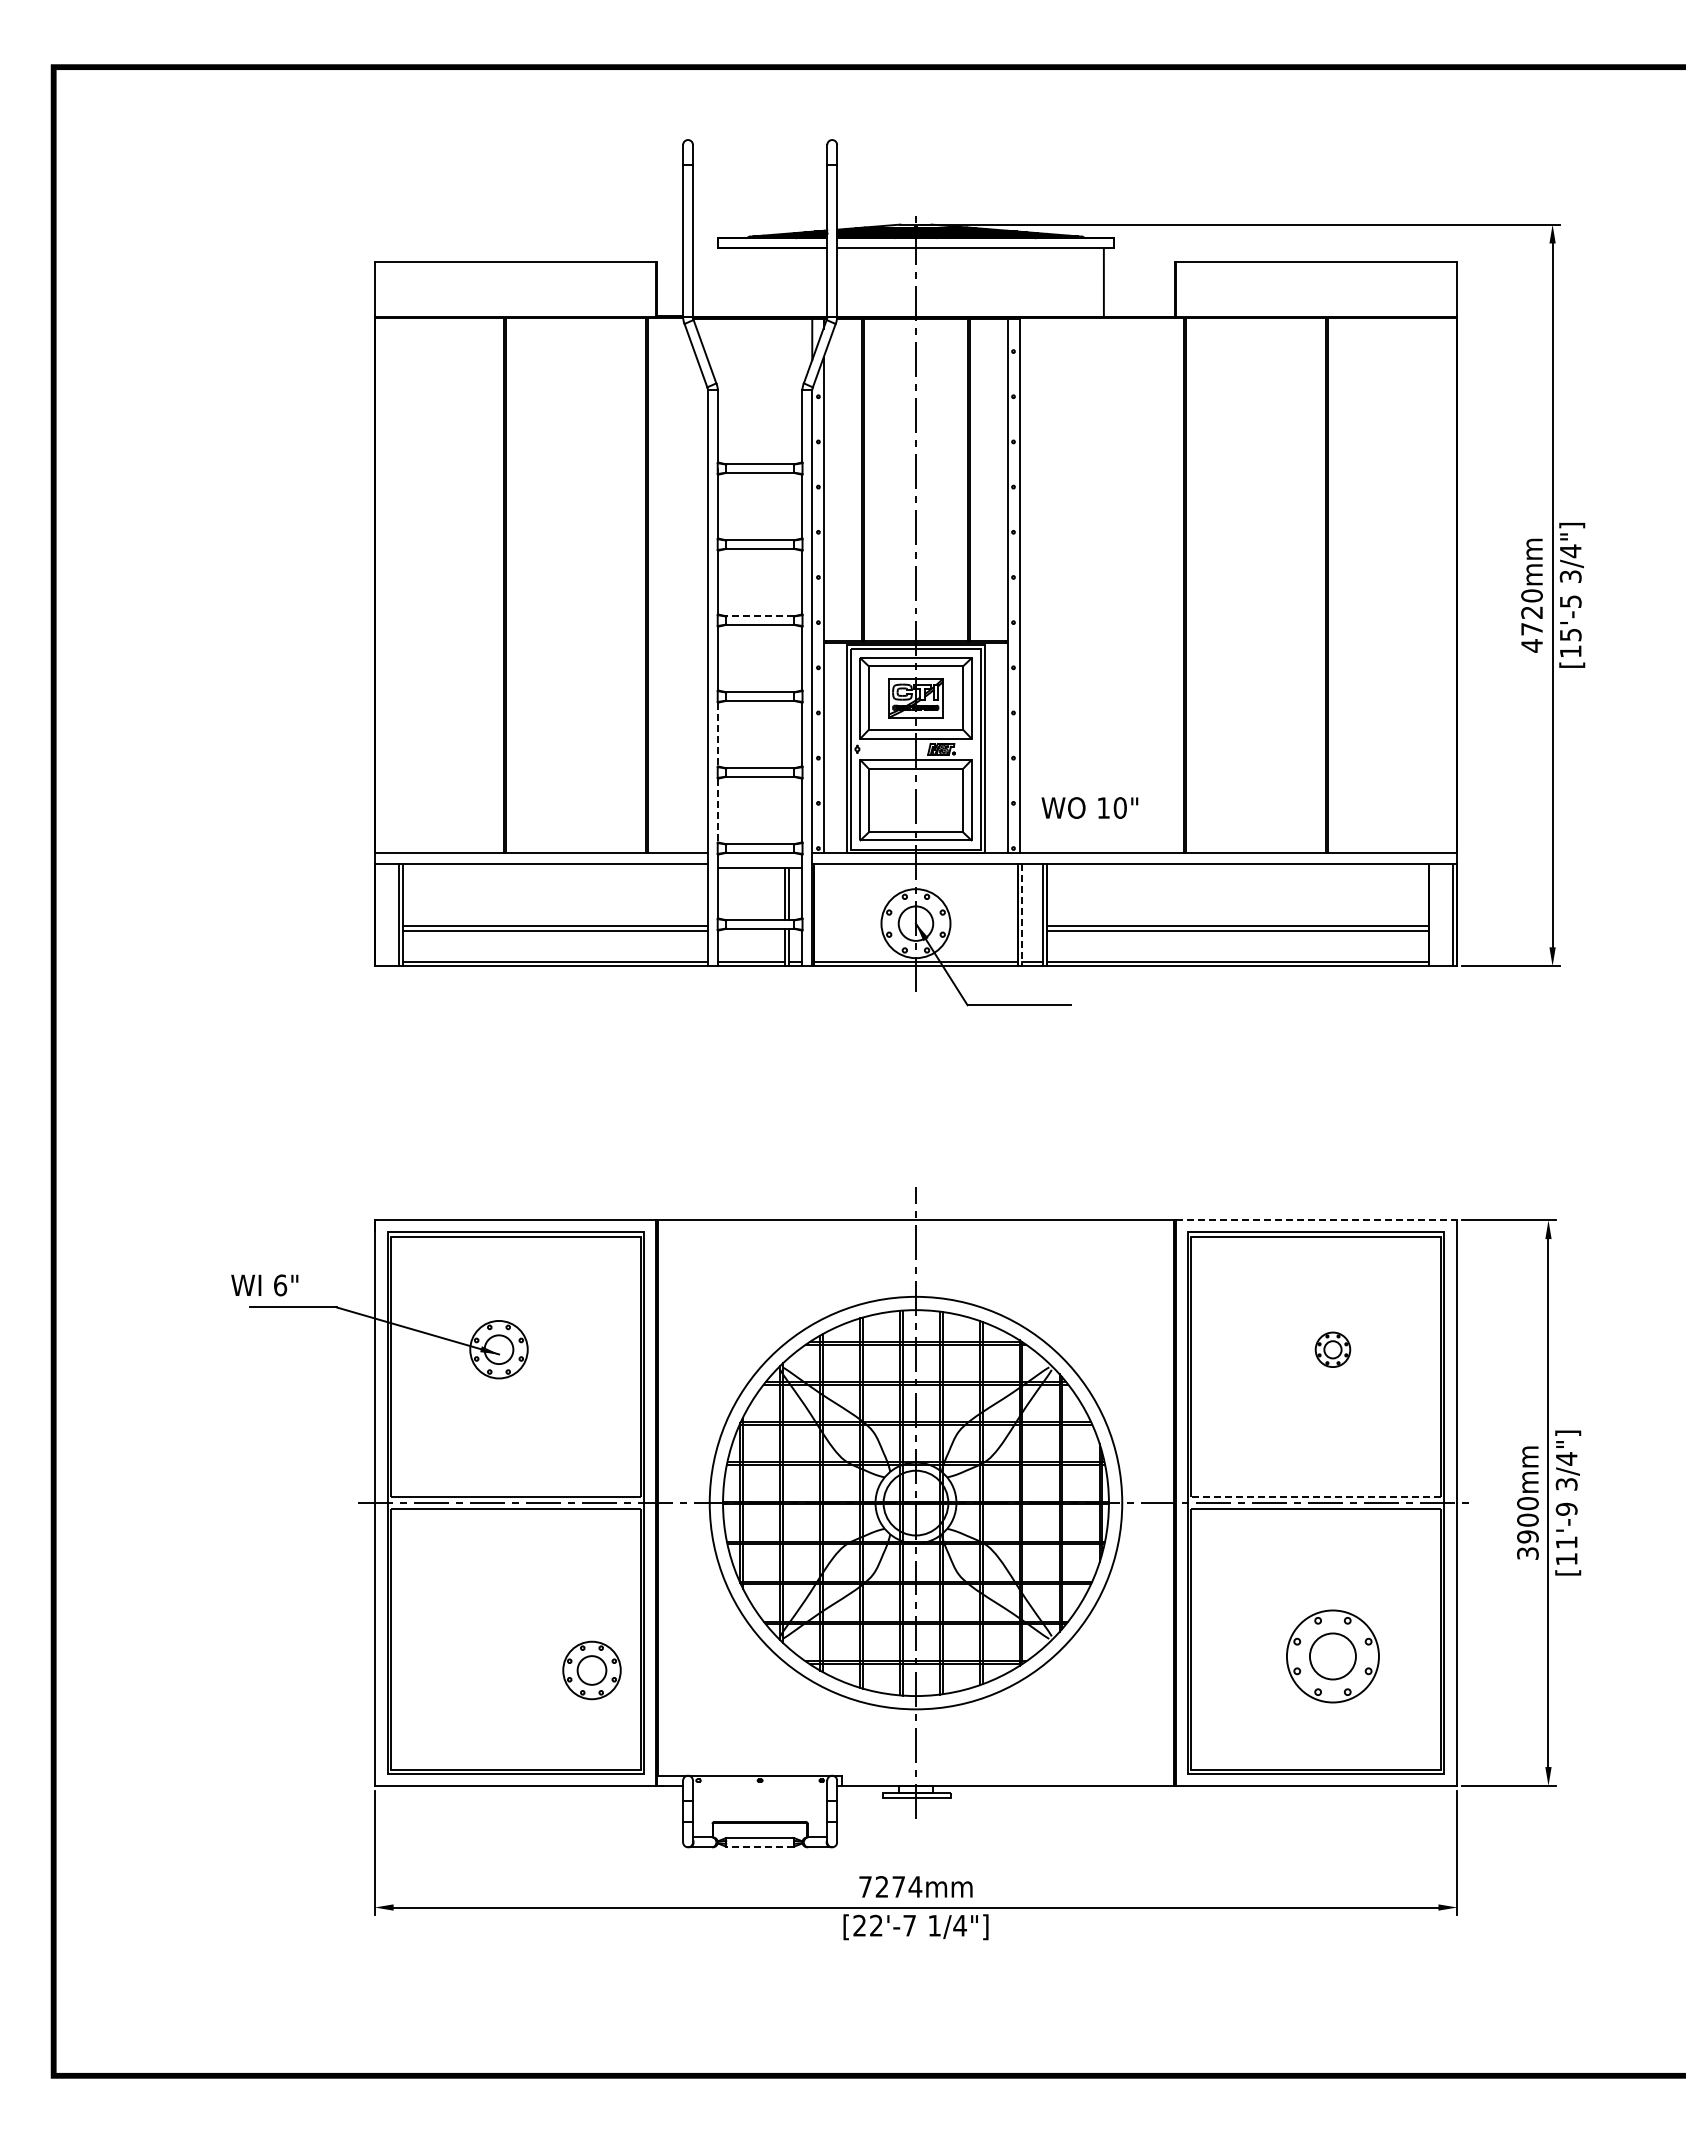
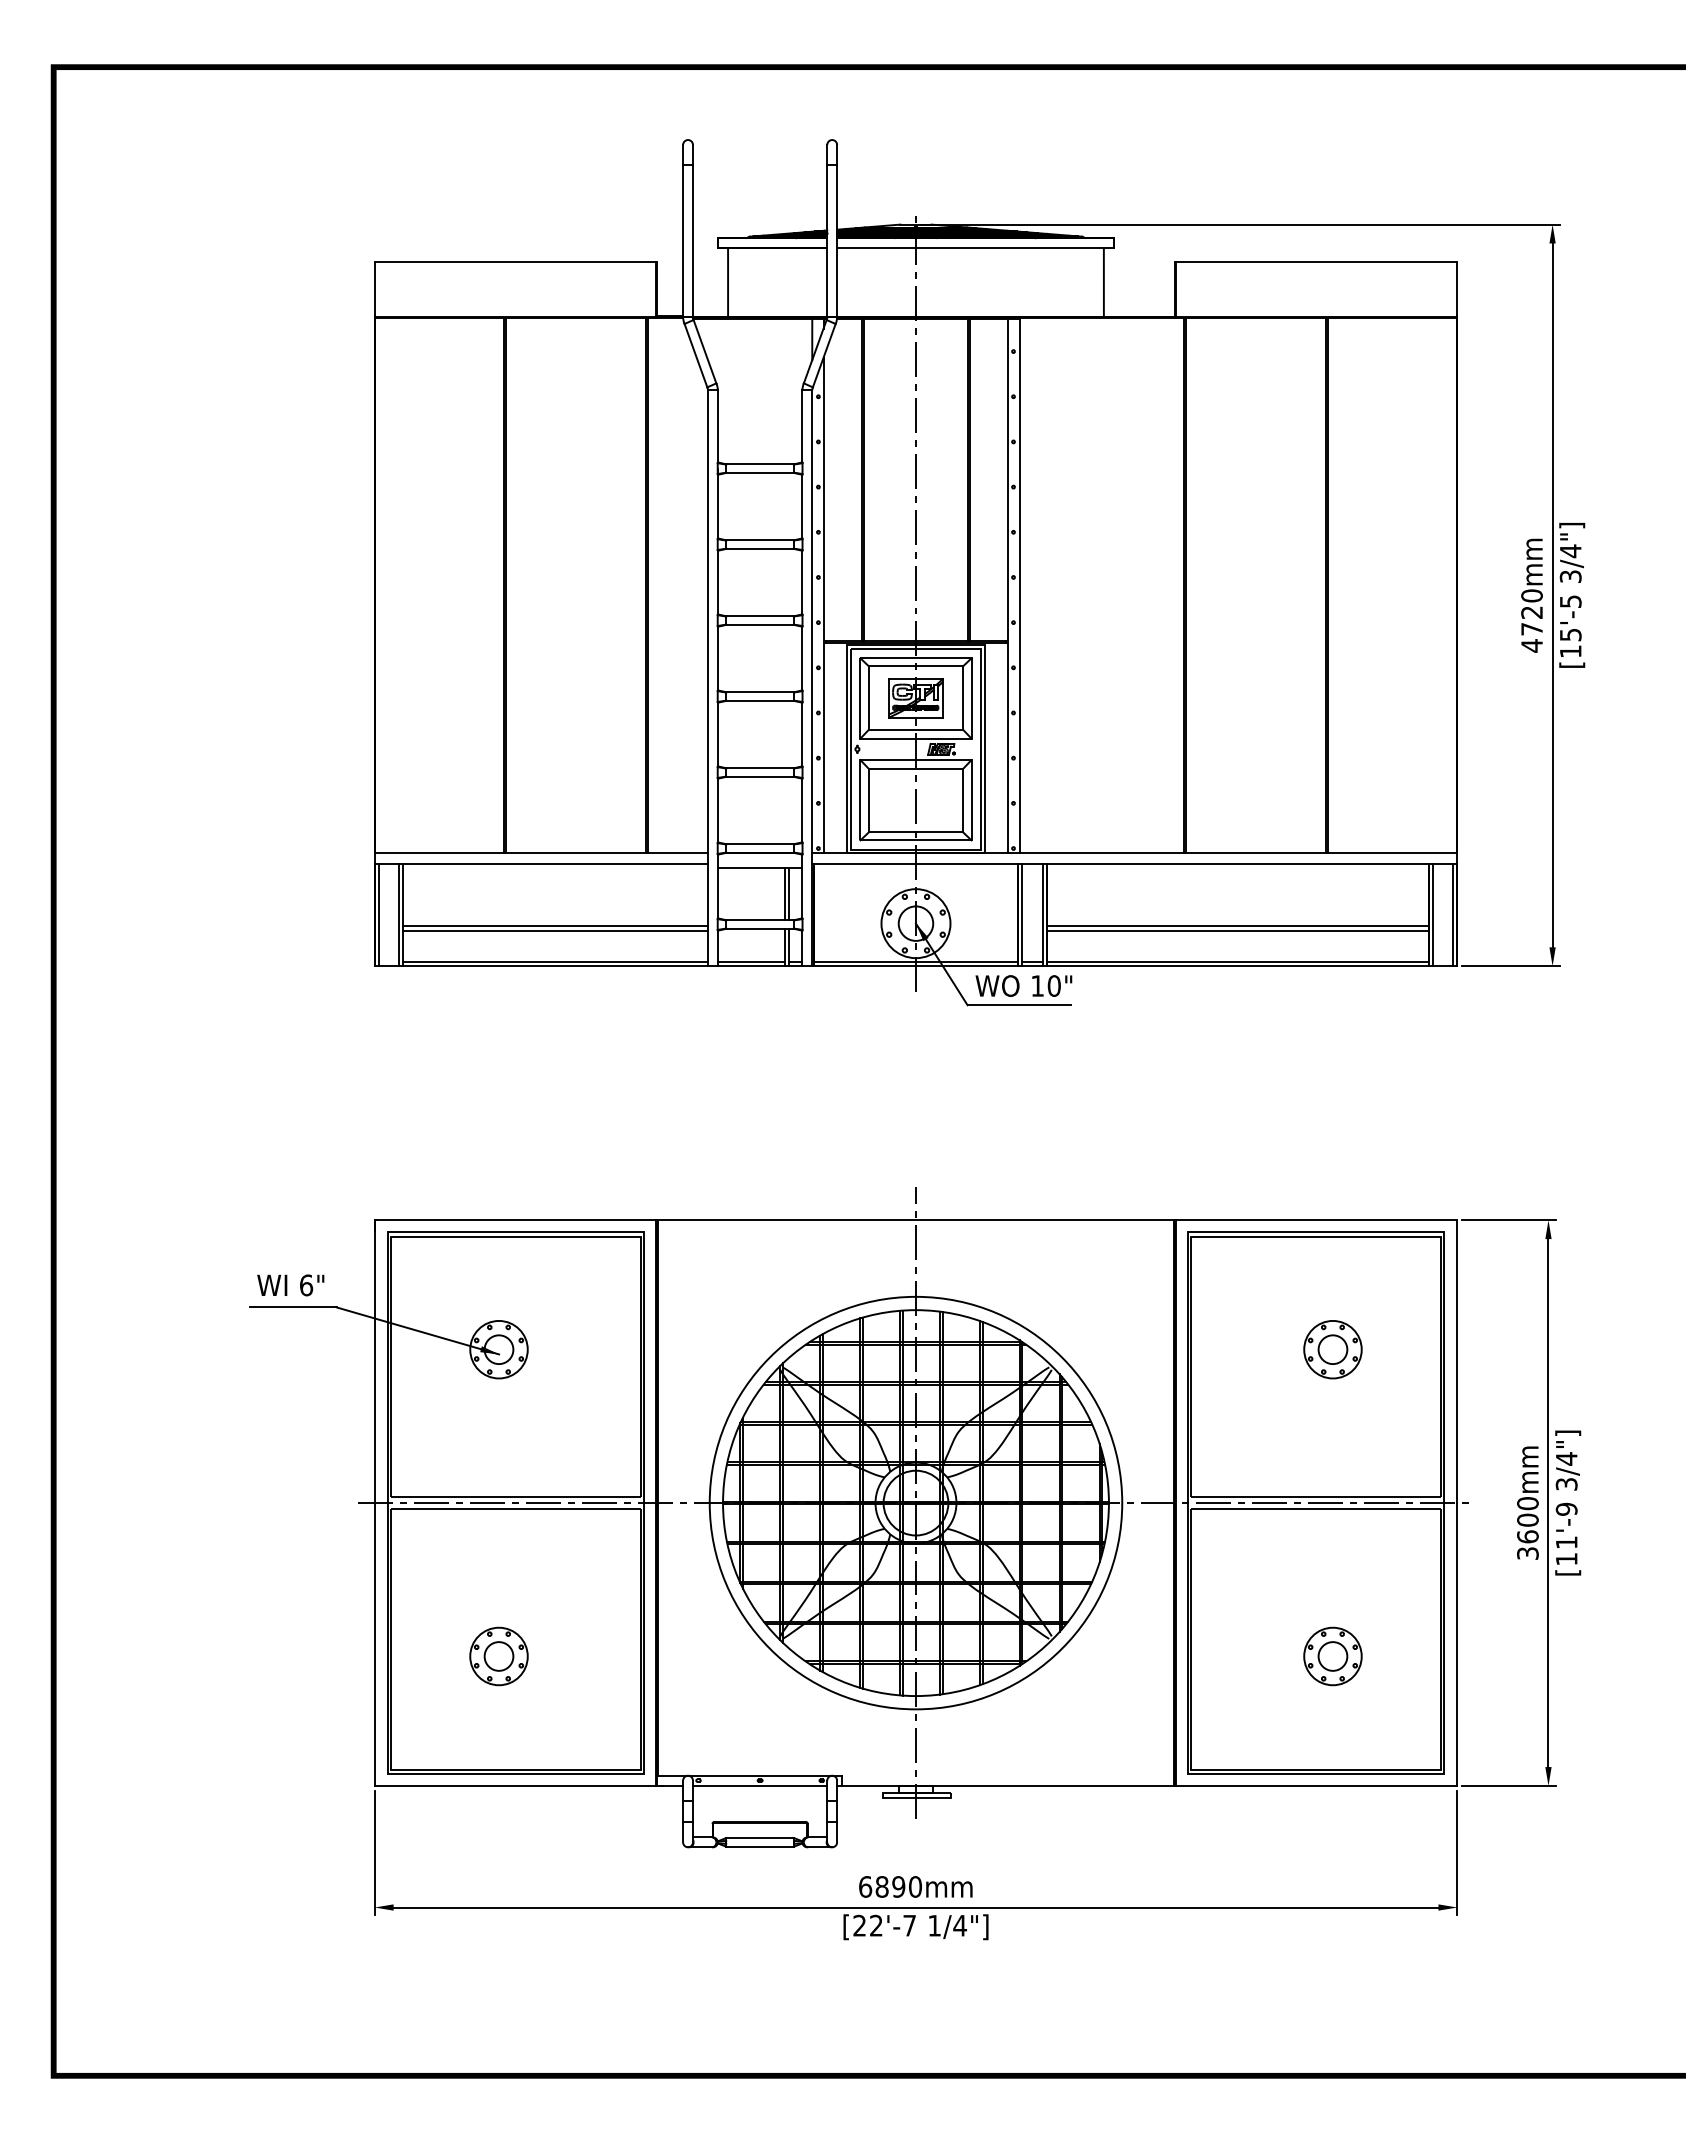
line: none -> present (728, 282)
line: dashed -> solid (760, 616)
line: dashed -> solid (717, 734)
text position: (1089, 807) -> (1023, 985) (1023, 985)
line: dashed -> solid (717, 810)
line: none -> present (378, 914)
line: none -> present (1432, 914)
line: dashed -> solid (1022, 915)
line: dashed -> solid (1316, 1220)
text position: (264, 1285) -> (290, 1285) (290, 1285)
part size: 38x37 px -> 60x60 px (1332, 1349)
line: dashed -> solid (1316, 1497)
text: 3900mm -> 3600mm (1527, 1536)
part size: 94x95 px -> 60x61 px (1332, 1656)
part position: (591, 1670) -> (498, 1656) (498, 1656)
line: none -> present (759, 1785)
line: dashed -> solid (760, 1846)
text: 7274mm -> 6890mm (890, 1886)
